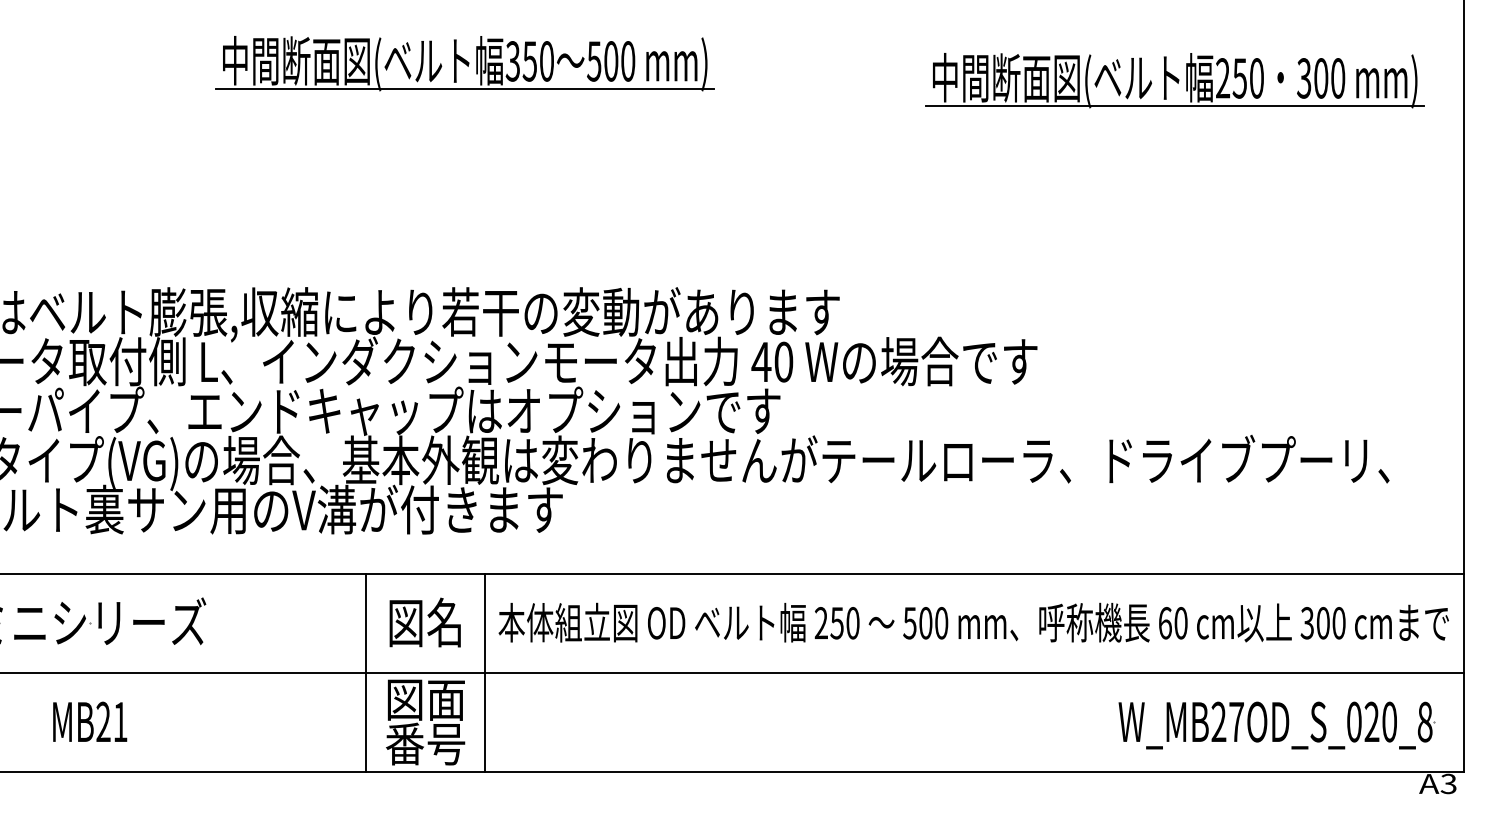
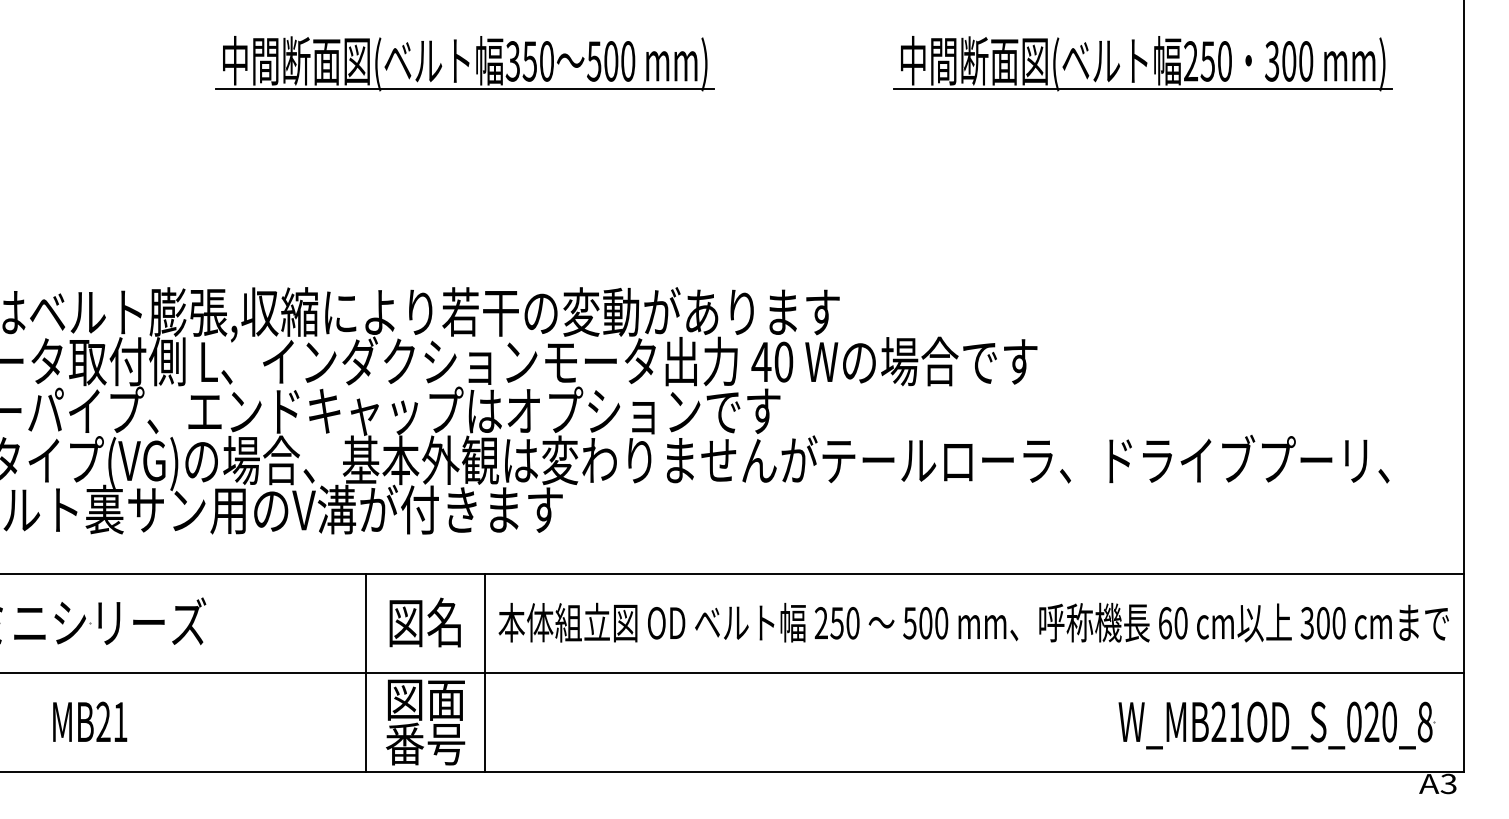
part position: (1174, 80) -> (1142, 63) (1142, 63)
text: W_MB27OD_S_020_8 -> W_MB21OD_S_020_8 (1236, 721)
